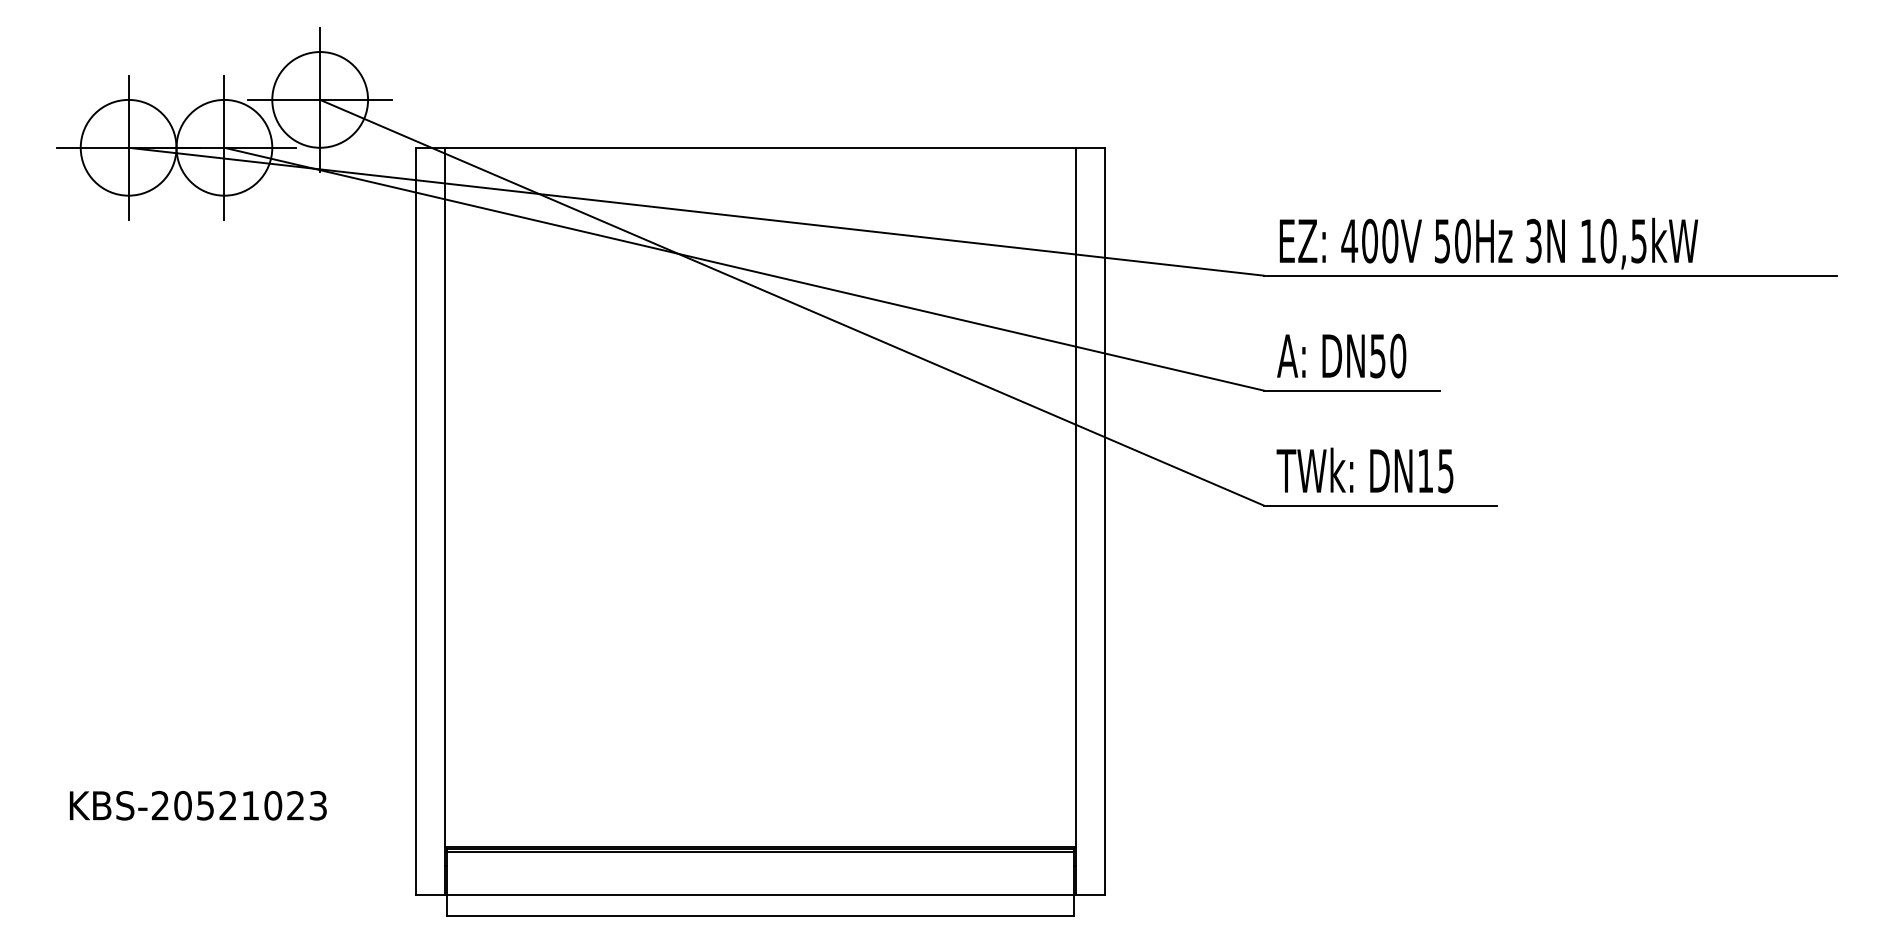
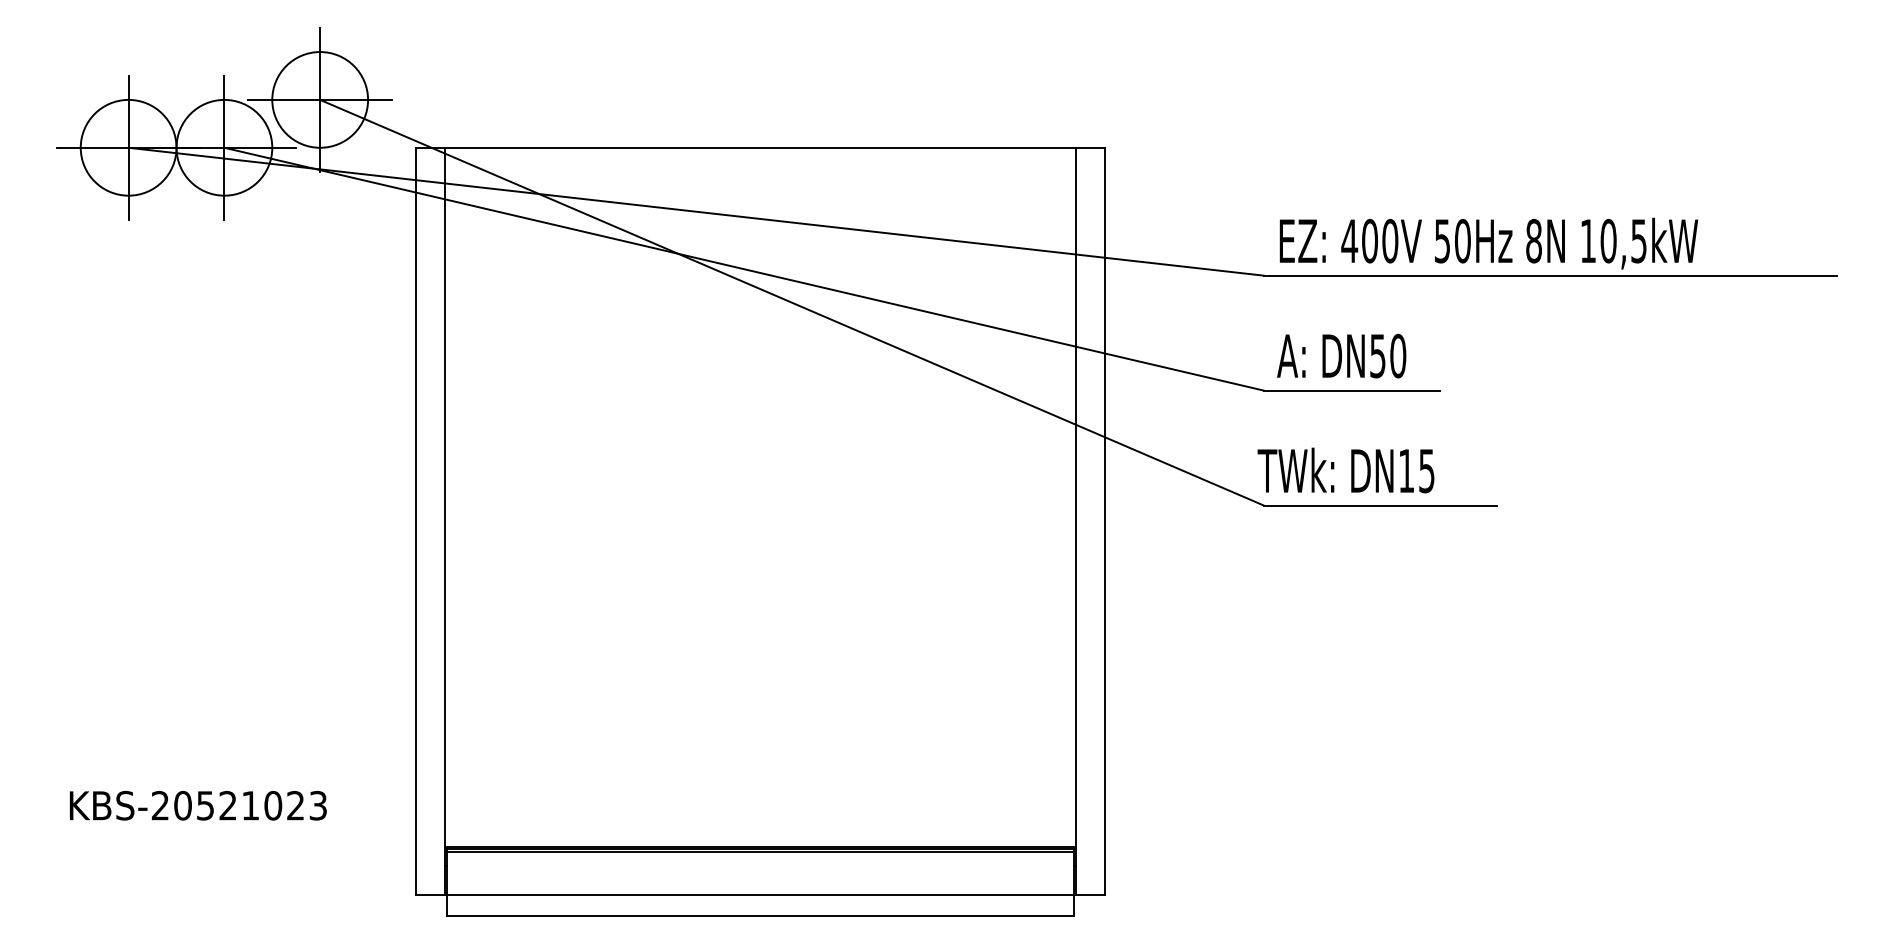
text: 3N -> 8N (1533, 241)
text position: (1364, 470) -> (1345, 470) (1345, 470)
